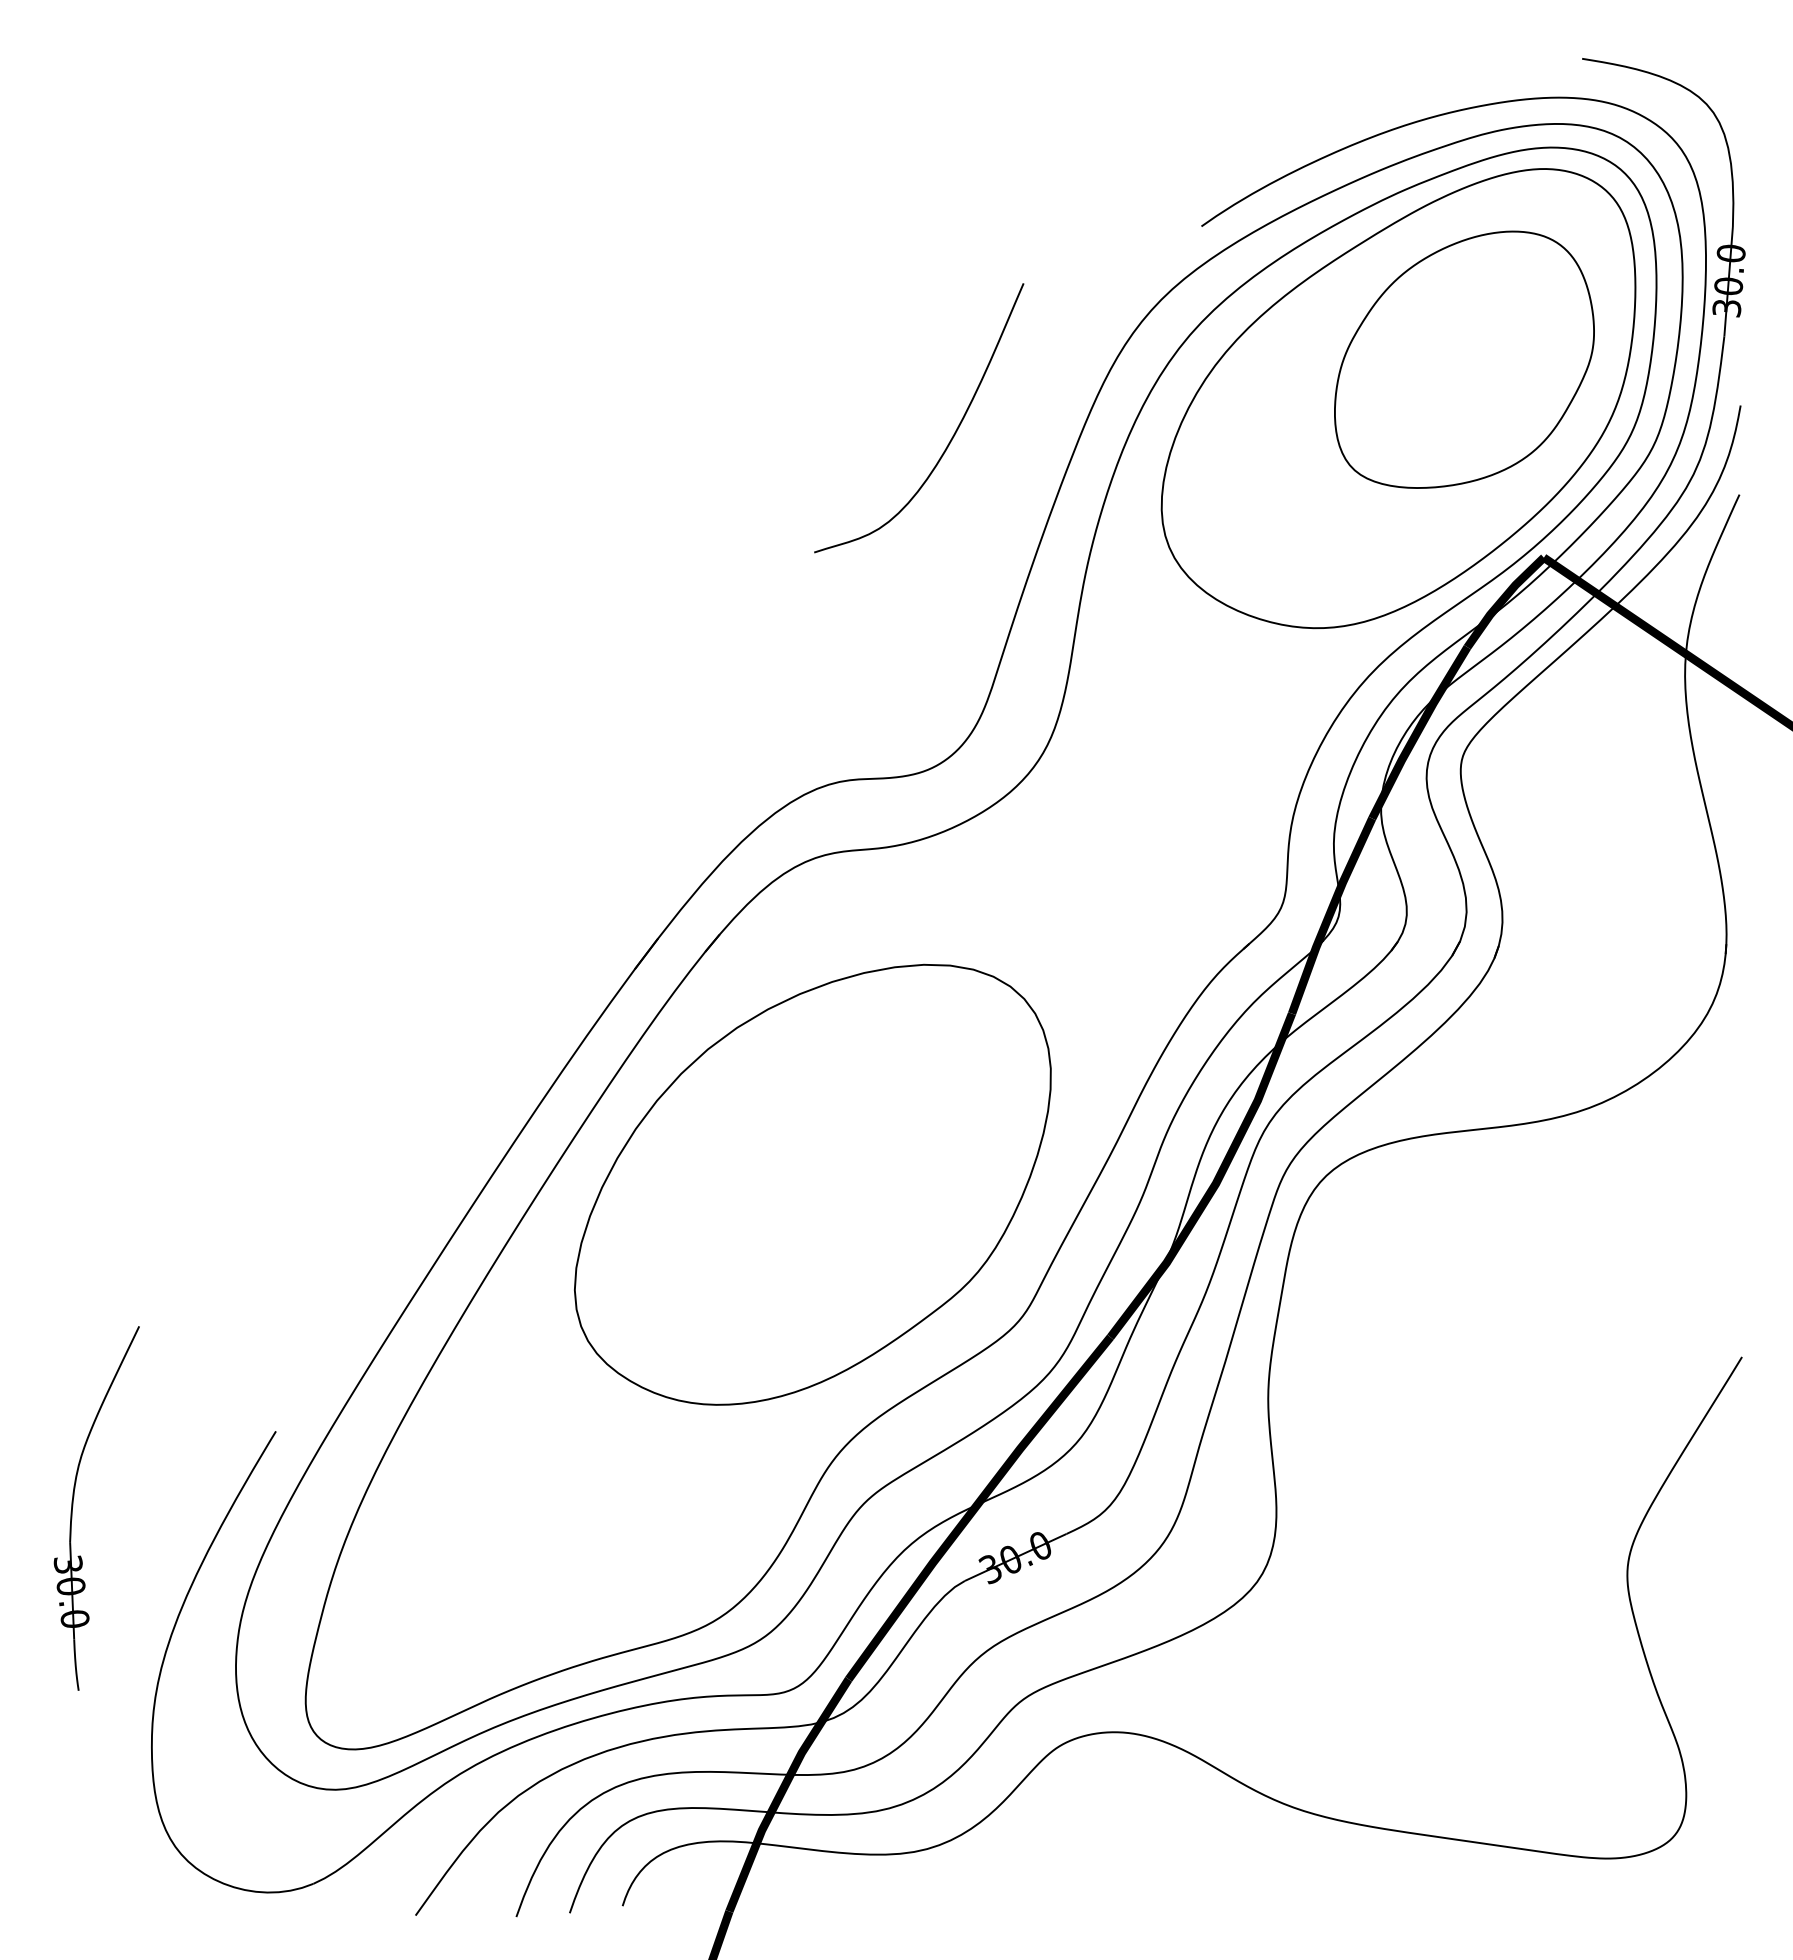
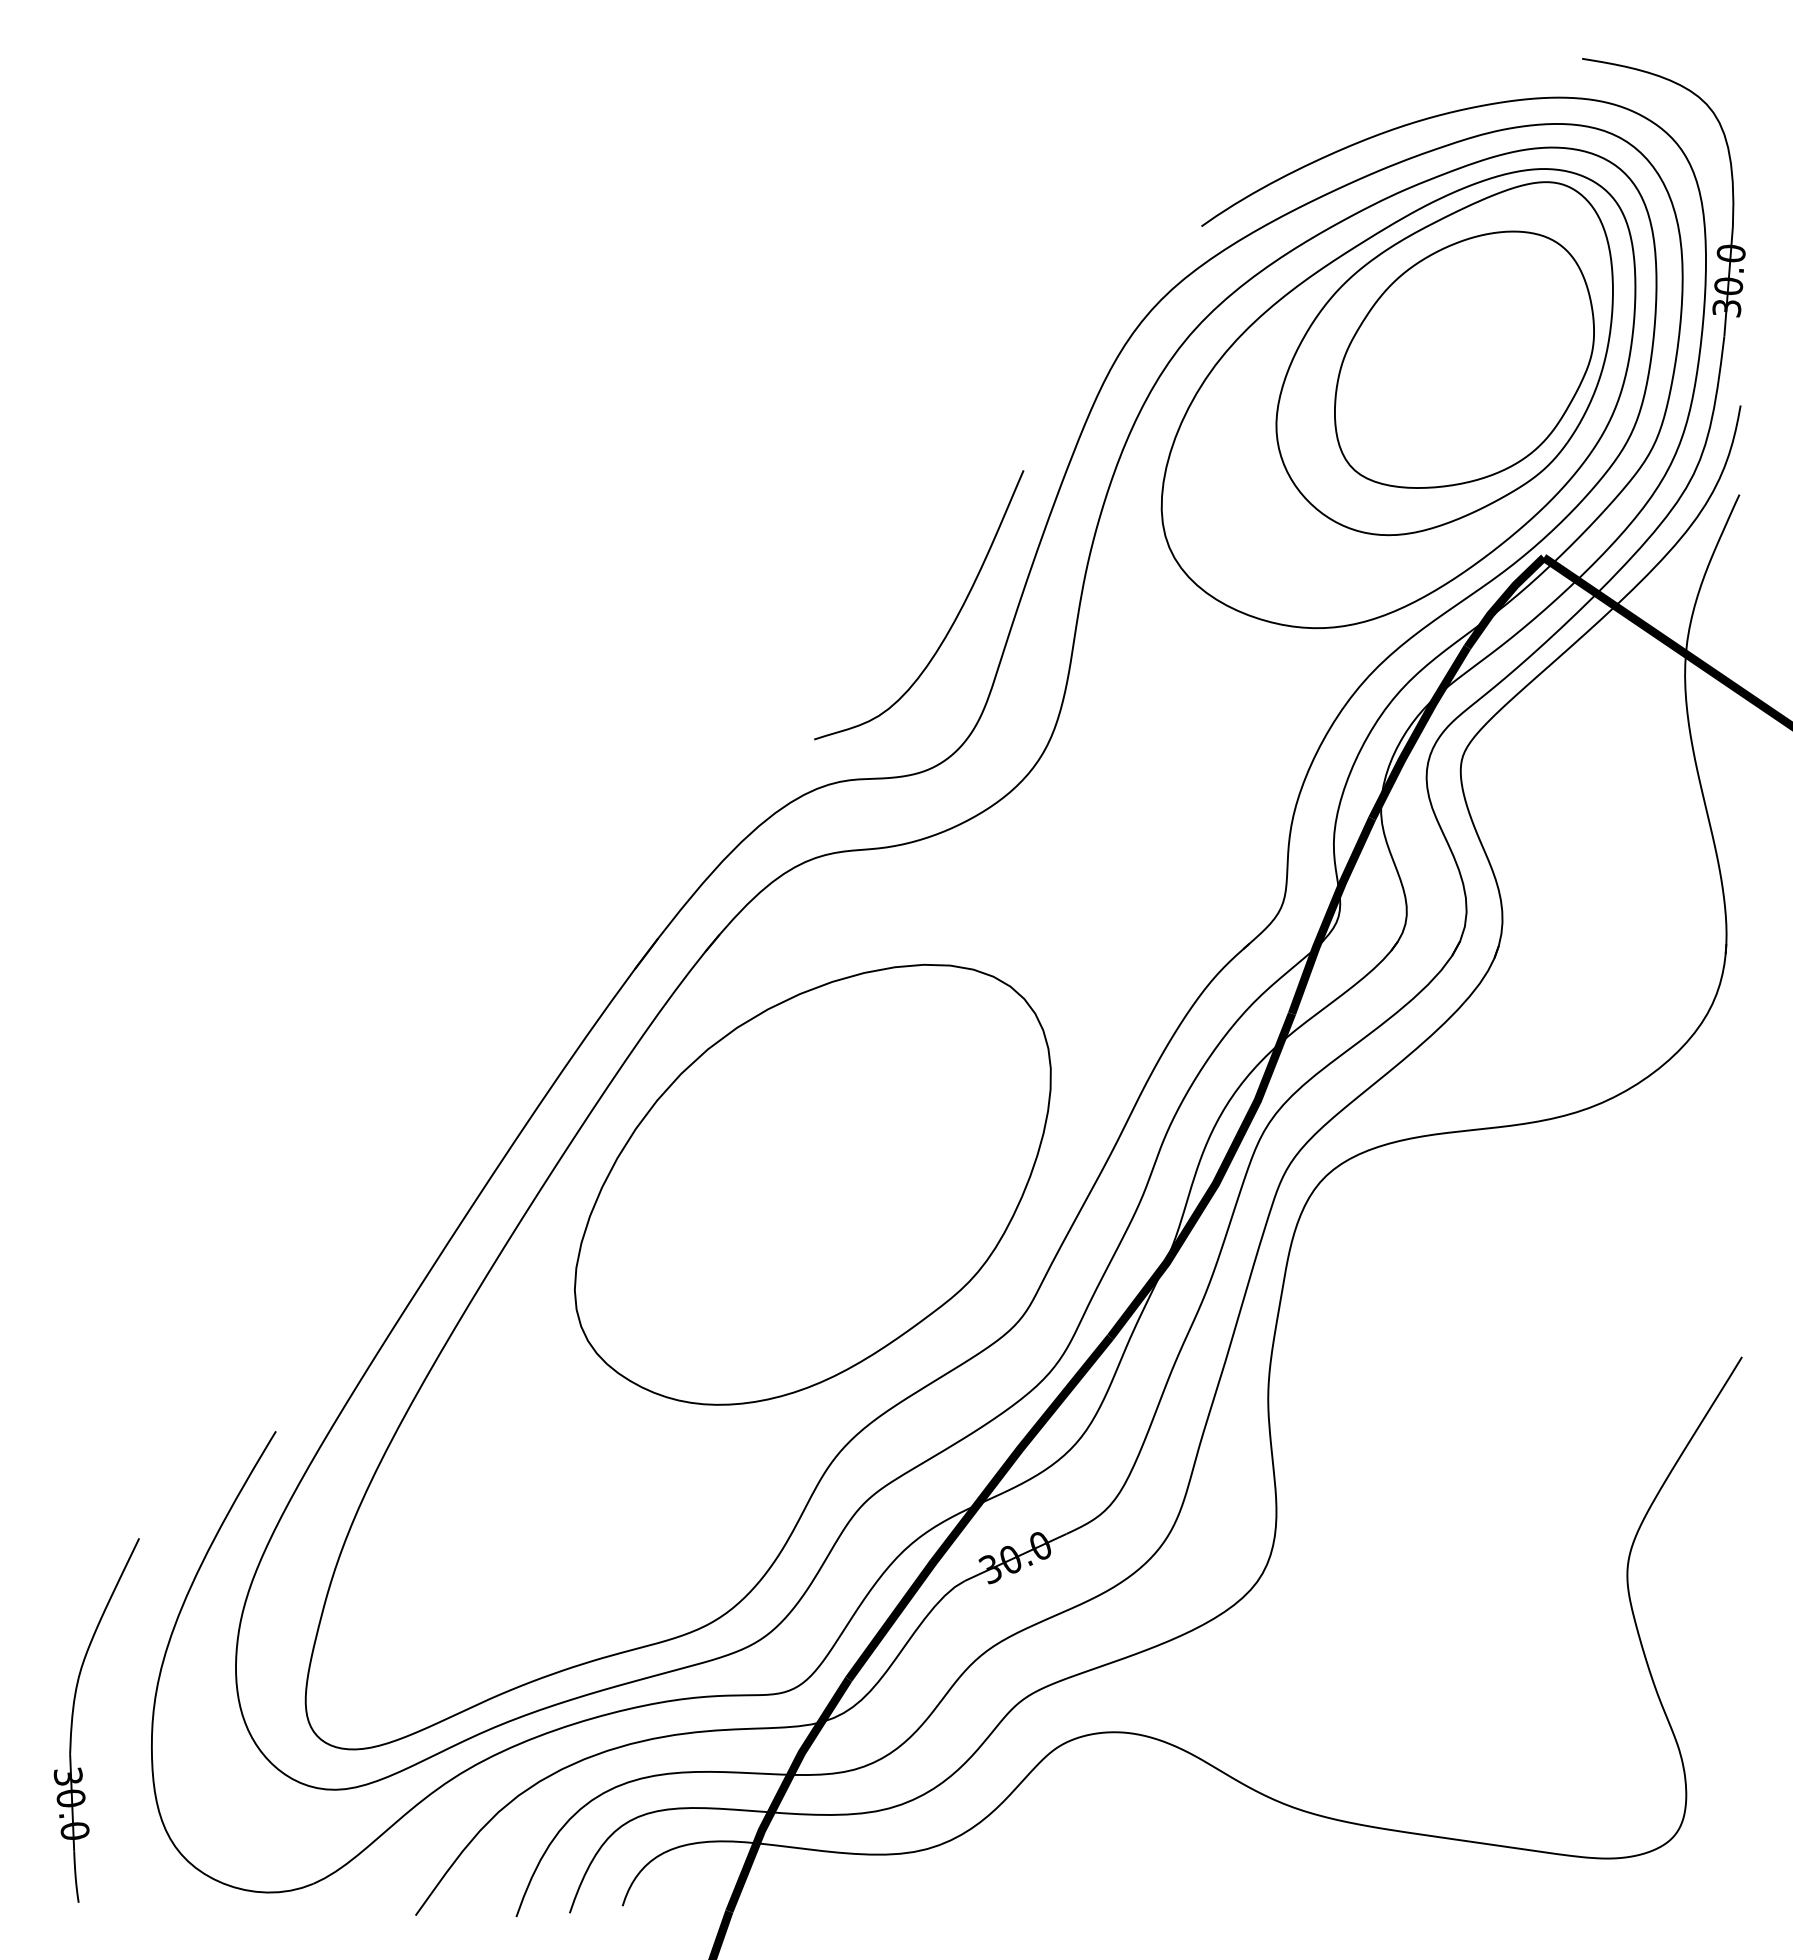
part: none -> present (1444, 358)
curve position: (951, 437) -> (951, 624) (951, 624)
part position: (73, 1506) -> (73, 1718) (73, 1718)
